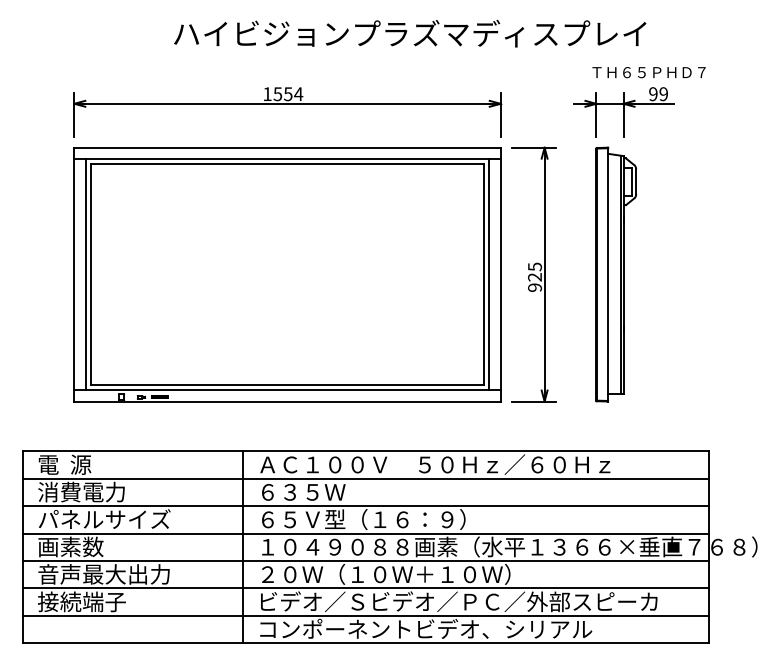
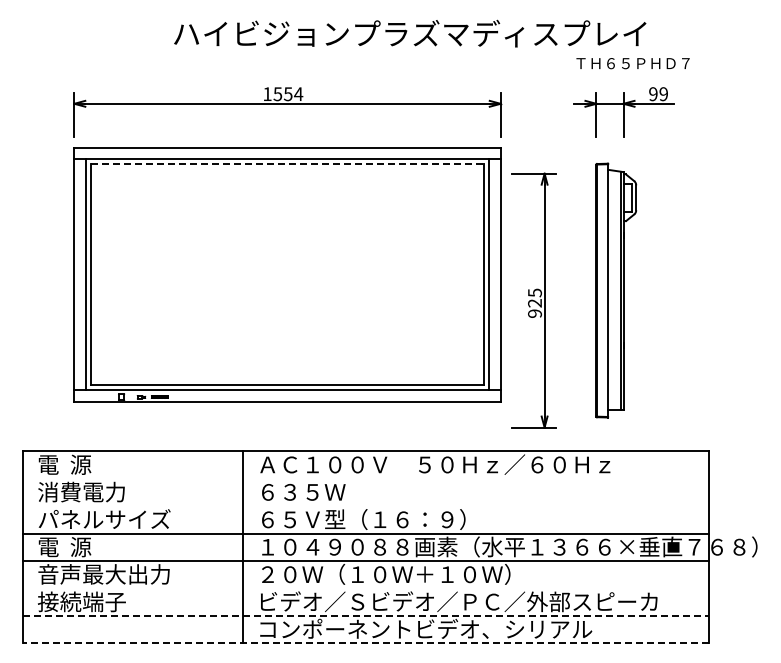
text position: (648, 72) -> (632, 63) (632, 63)
line: solid -> dashed (287, 164)
part position: (533, 274) -> (533, 300) (533, 300)
part position: (616, 274) -> (616, 290) (616, 290)
line: present -> none (366, 478)
line: present -> none (366, 506)
text: 画素数 -> 電  源 (70, 546)
line: present -> none (366, 588)
line: solid -> dashed (366, 615)
line: solid -> dashed (366, 643)
